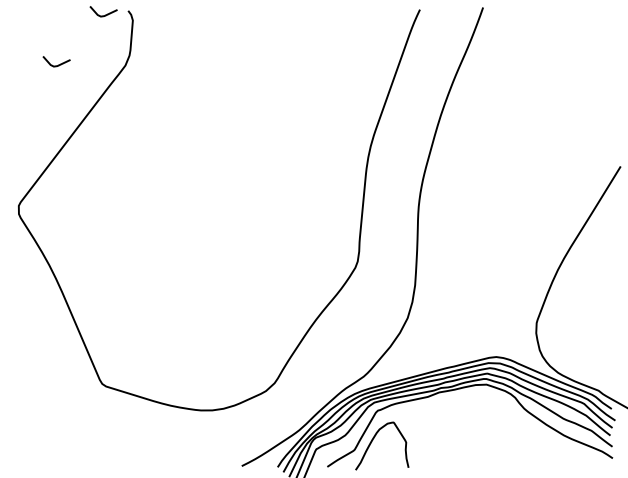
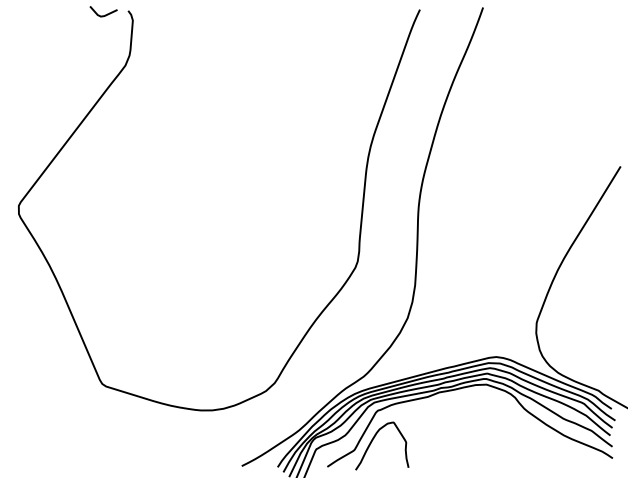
line: present -> none (58, 64)
